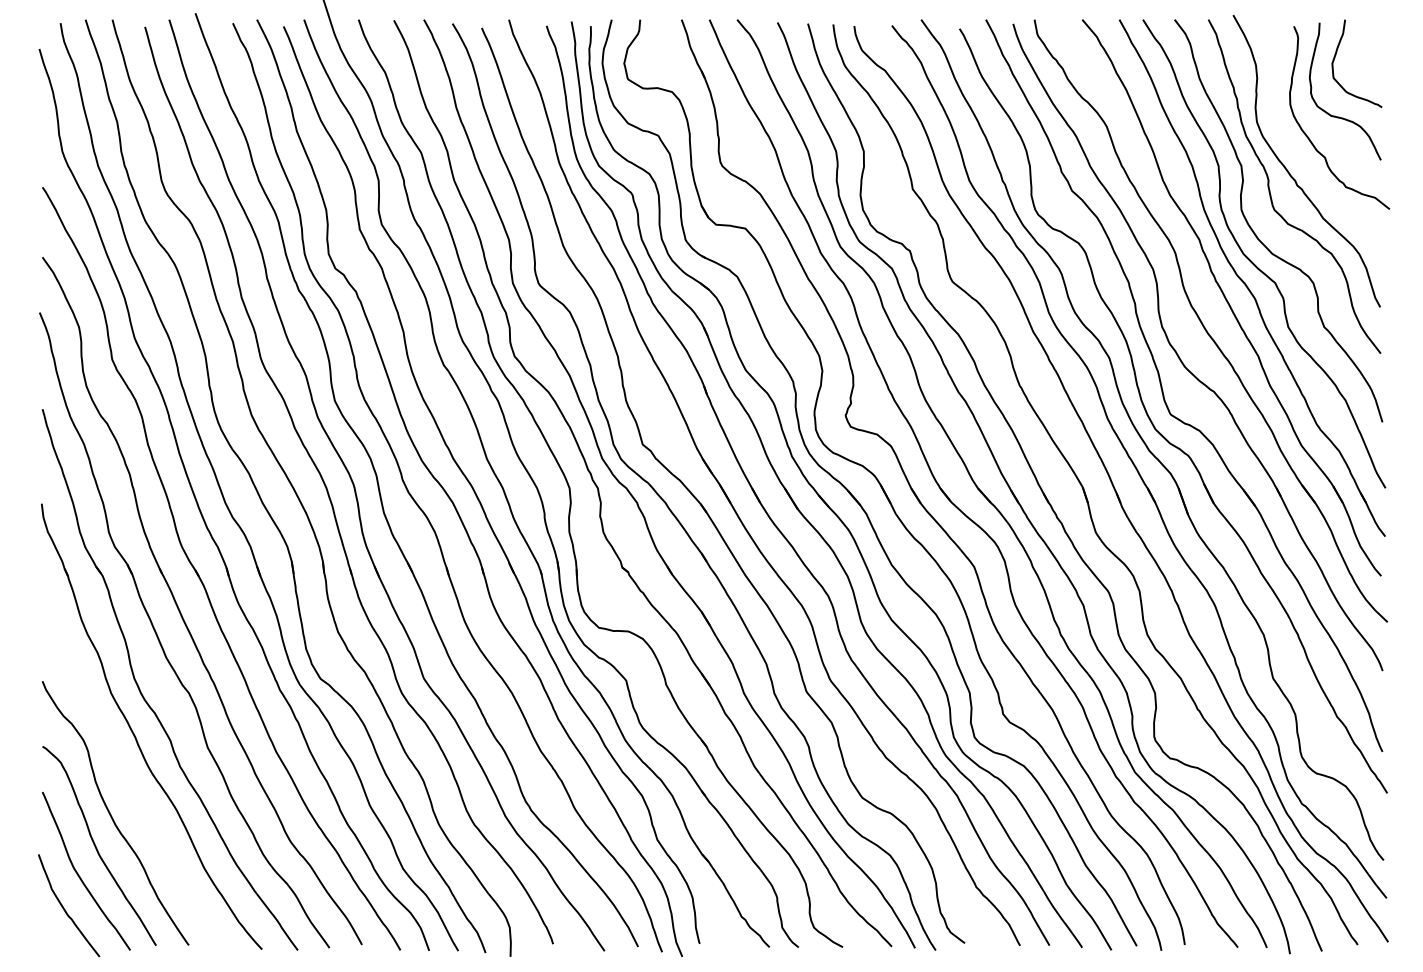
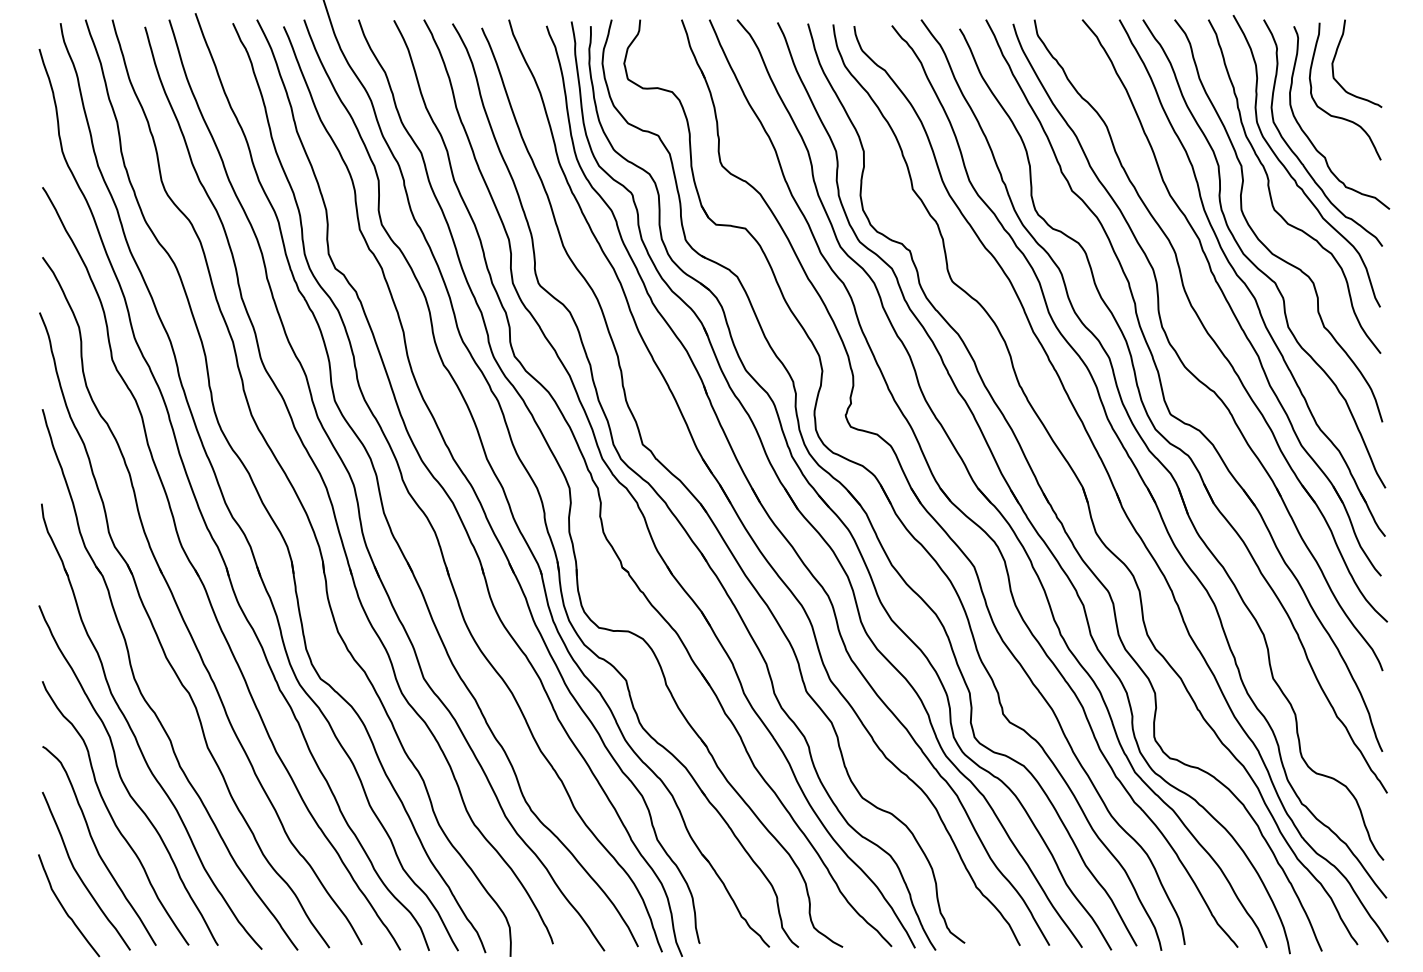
curve: none -> present (1297, 155)
curve: none -> present (122, 778)
